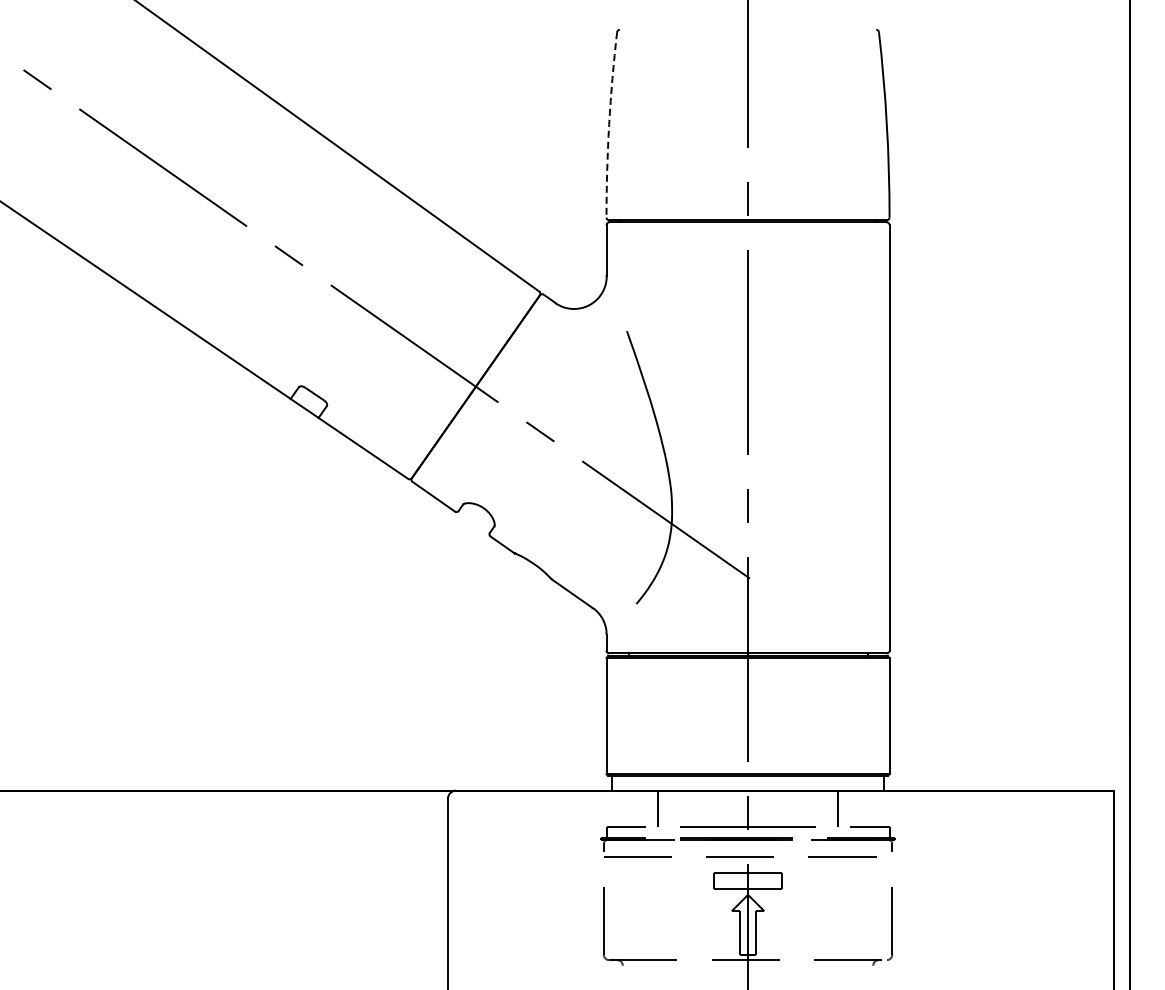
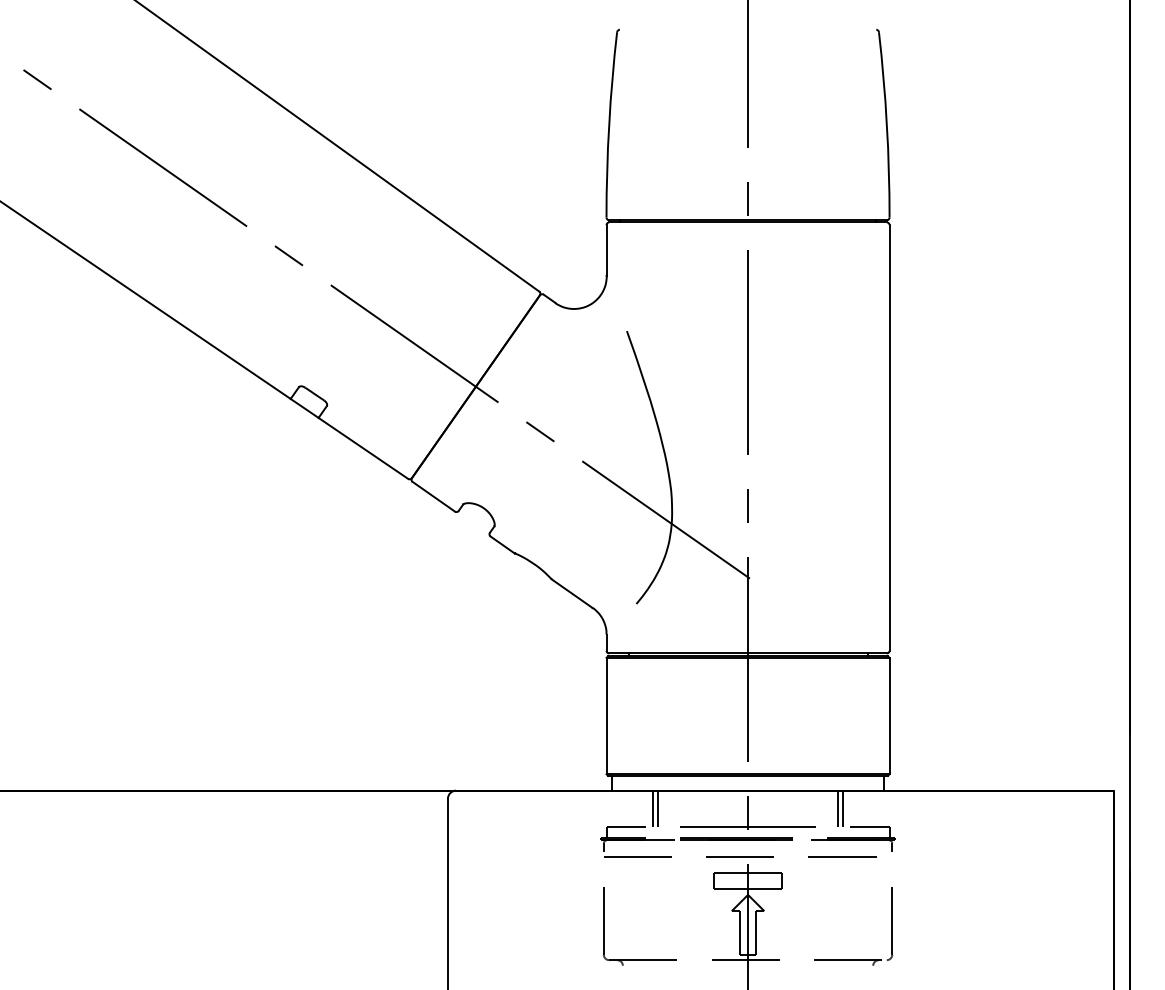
arc: dashed -> solid (609, 124)
line: none -> present (652, 808)
line: none -> present (843, 808)
